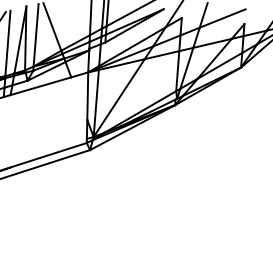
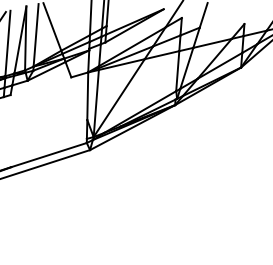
line: present -> none (128, 14)
line: present -> none (222, 18)
line: present -> none (40, 86)
